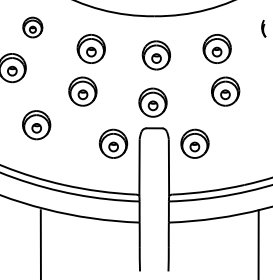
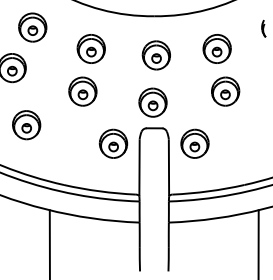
part size: 22x23 px -> 30x31 px (32, 27)
part position: (36, 125) -> (26, 125) (26, 125)
line position: (40, 243) -> (49, 243) (49, 243)
